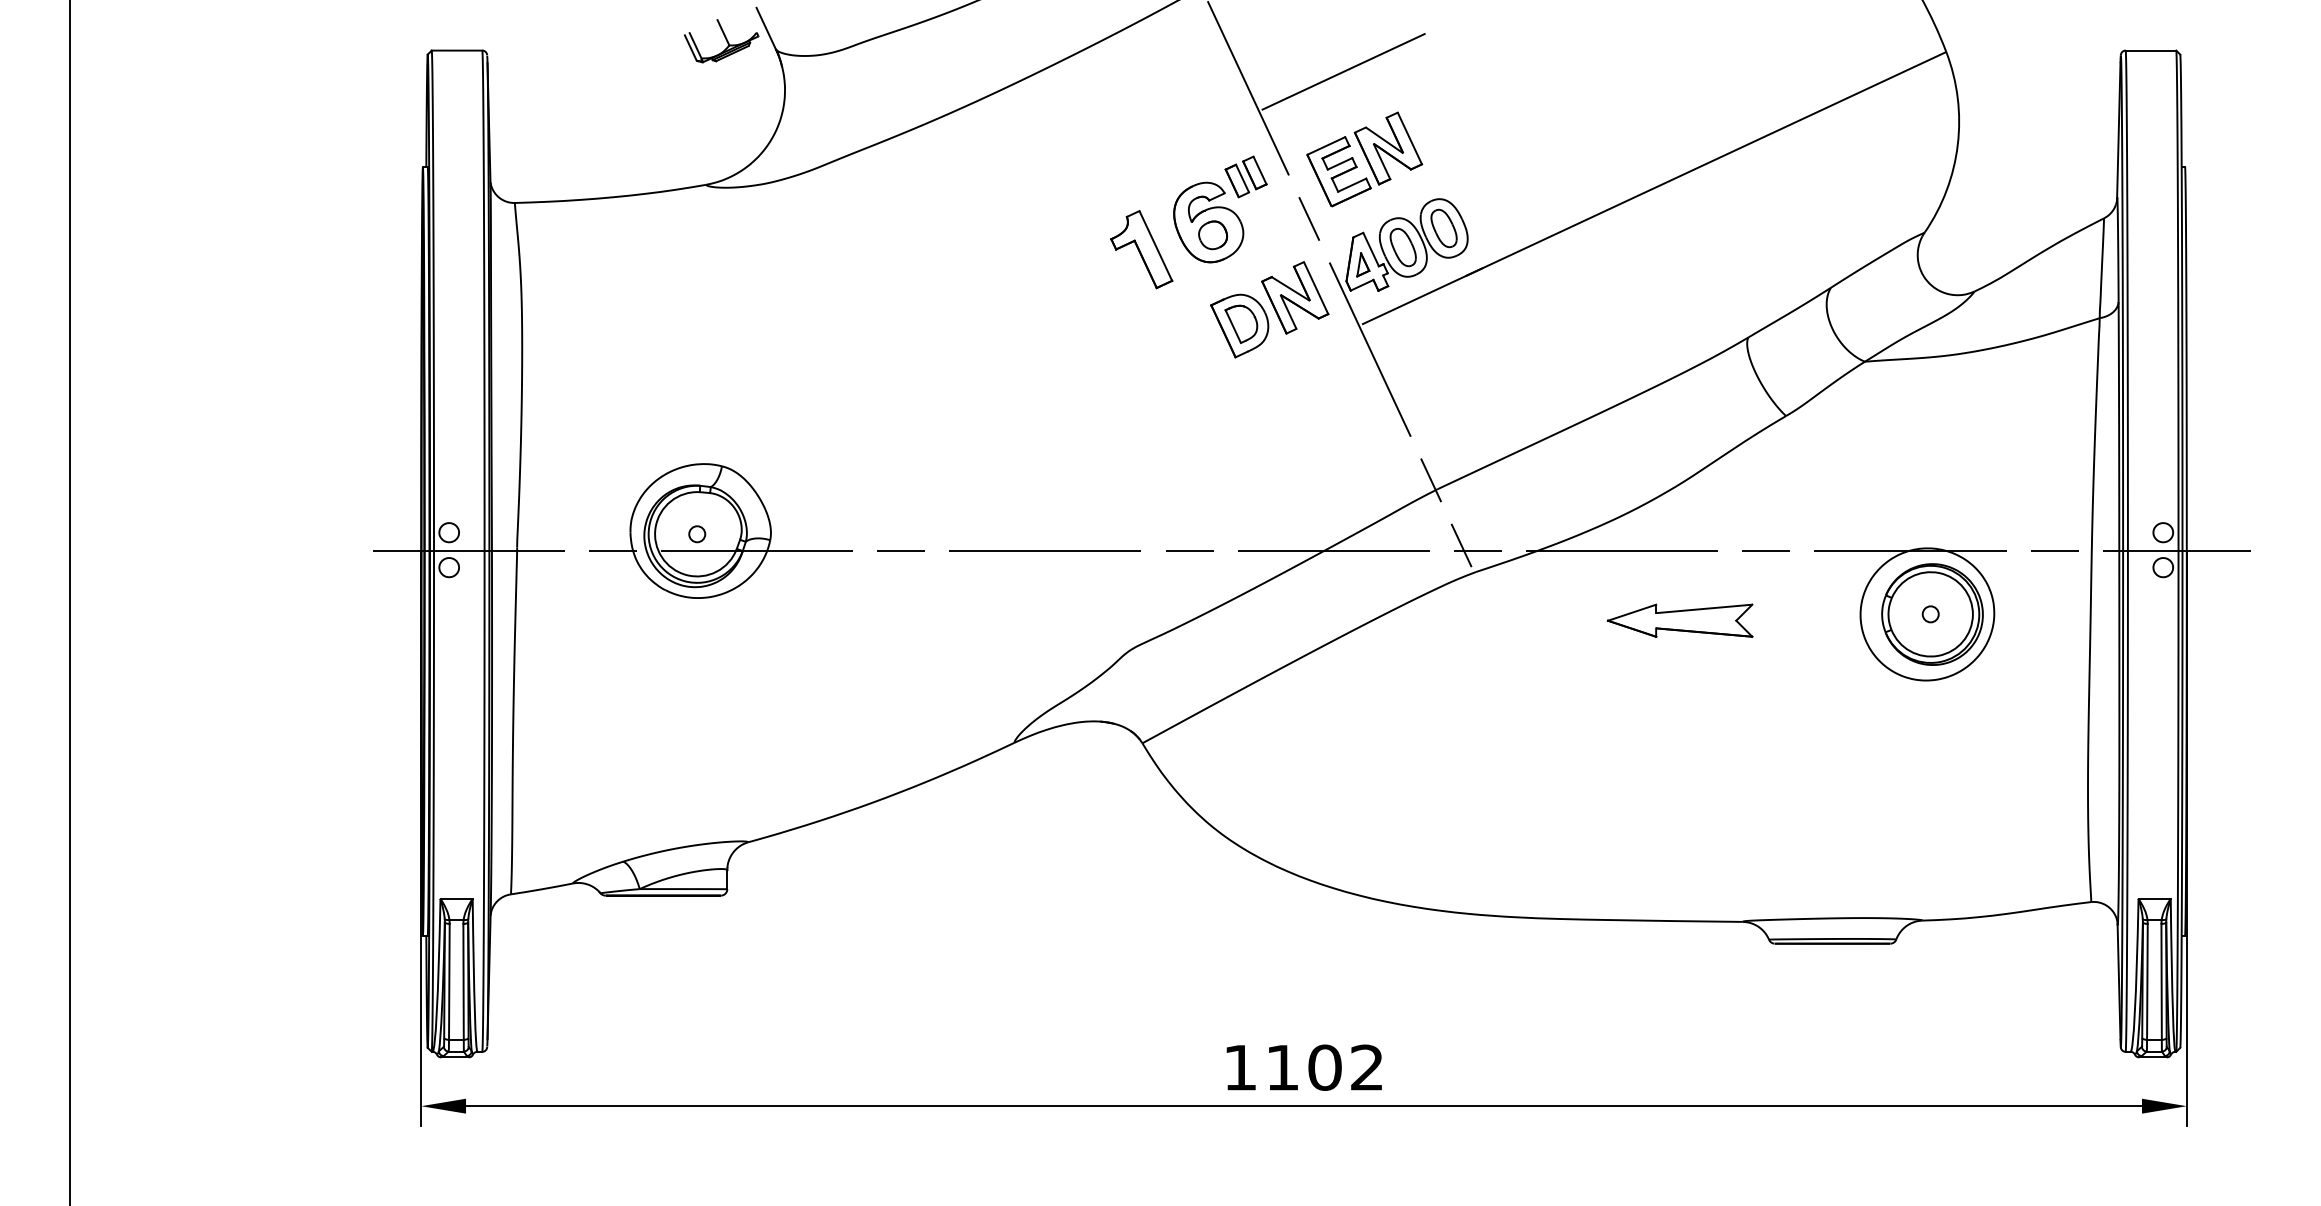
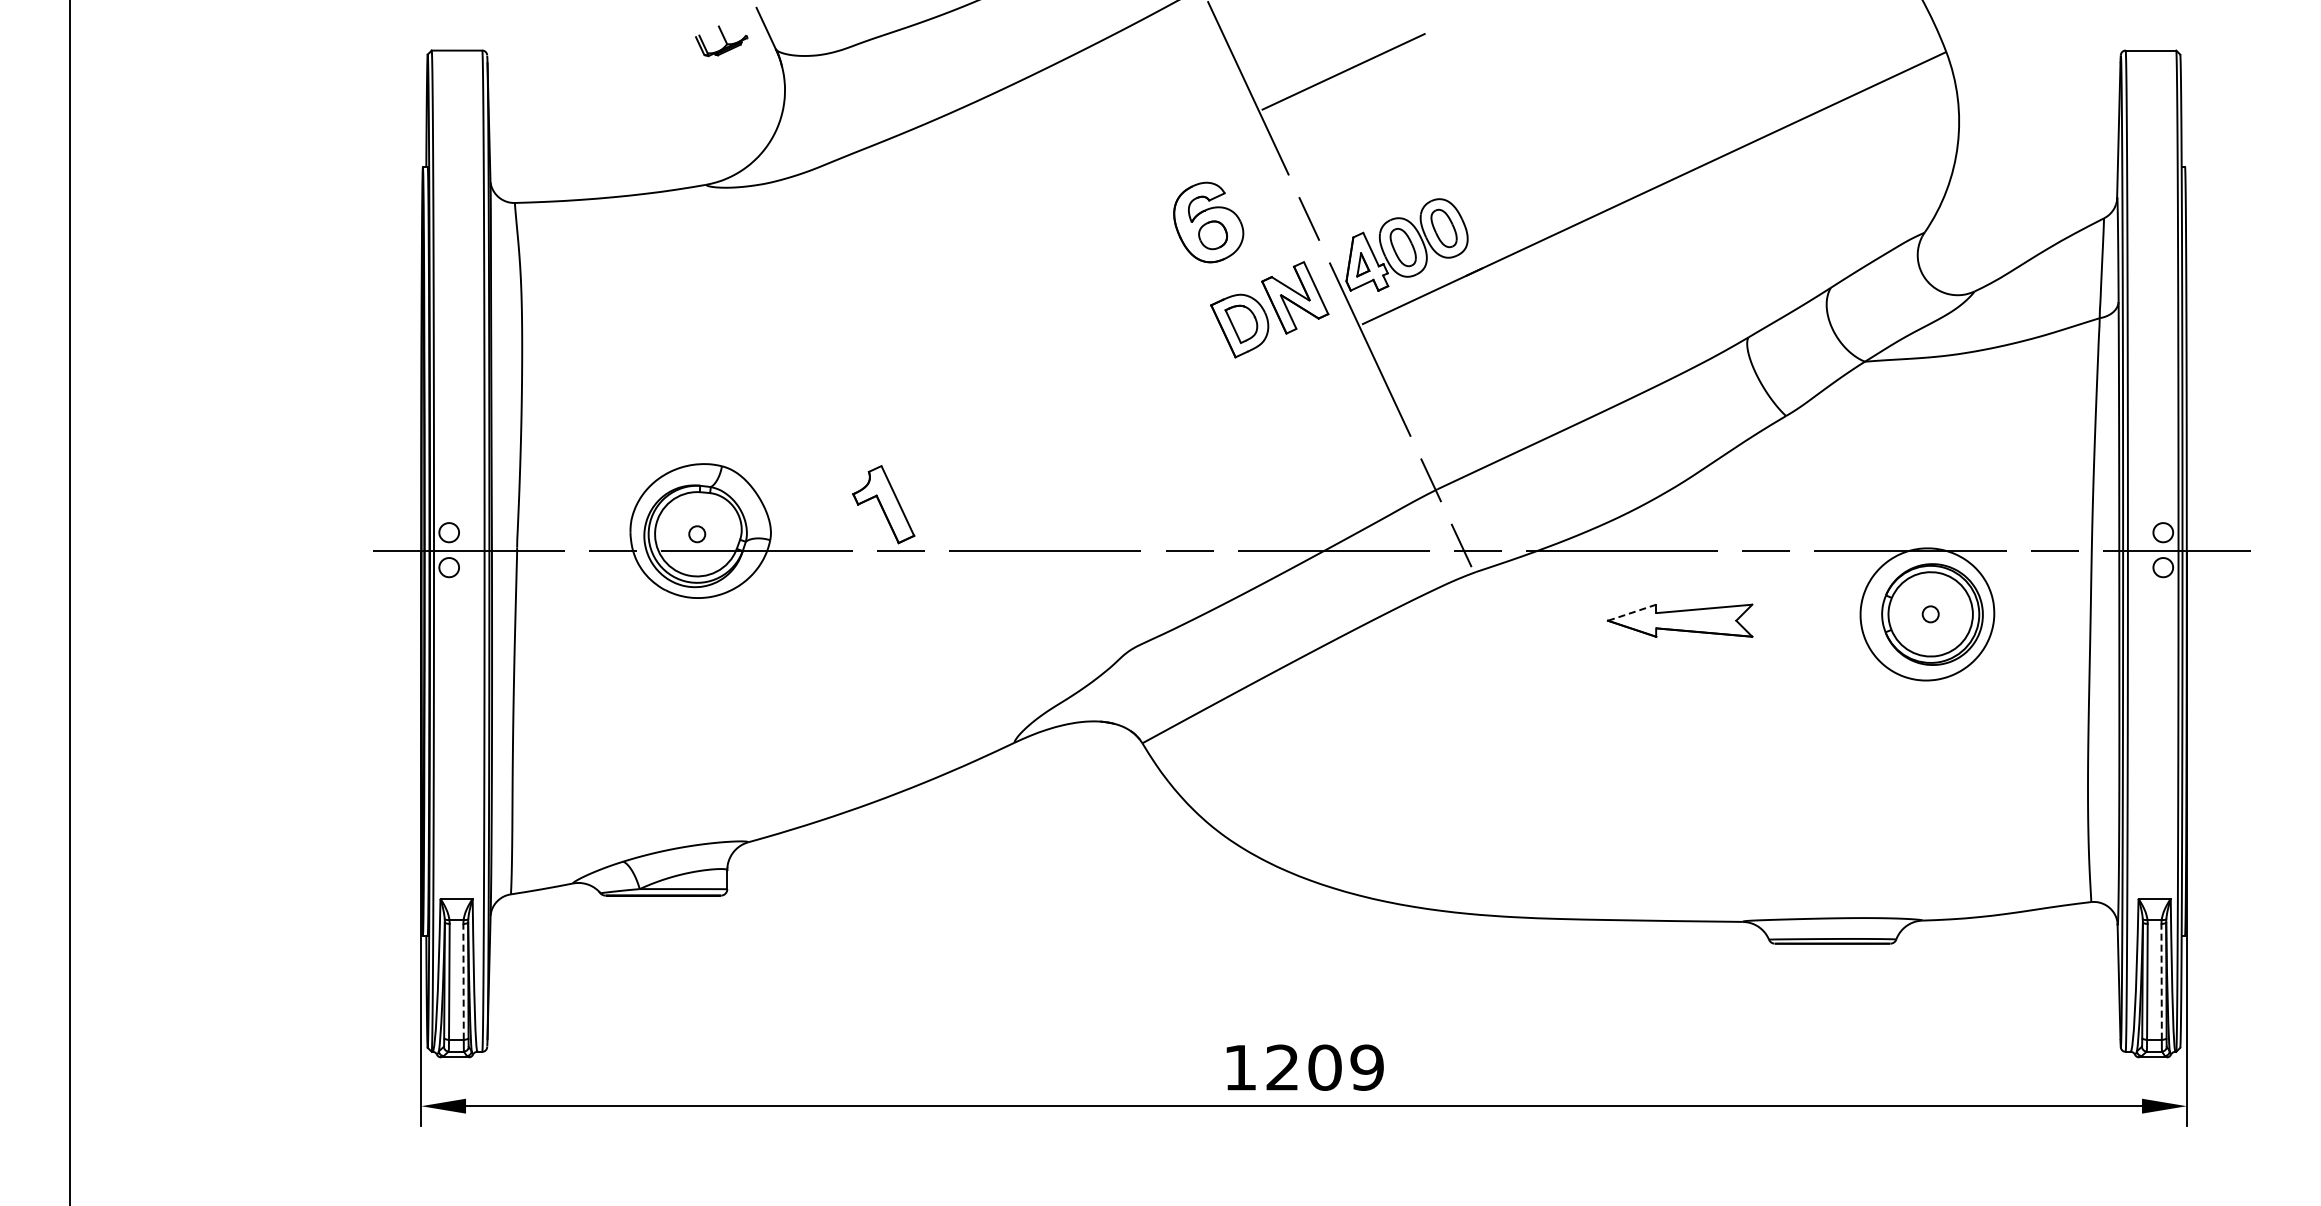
part size: 76x45 px -> 54x33 px (721, 41)
part: present -> none (1364, 159)
part: present -> none (1245, 176)
part position: (1141, 249) -> (883, 504) (883, 504)
line: solid -> dashed (1632, 612)
line: solid -> dashed (463, 981)
line: solid -> dashed (2161, 981)
text: 1102 -> 1209 (1324, 1067)
